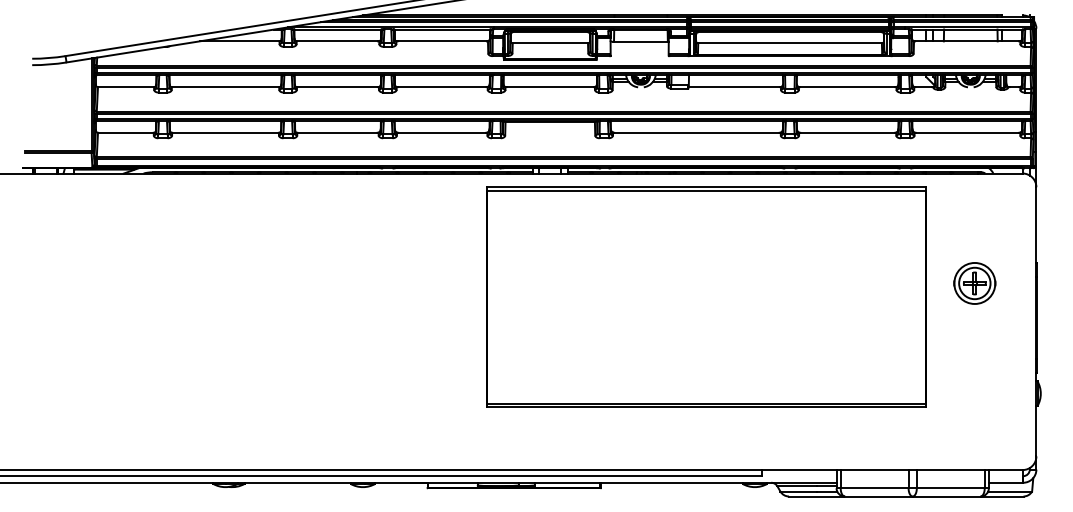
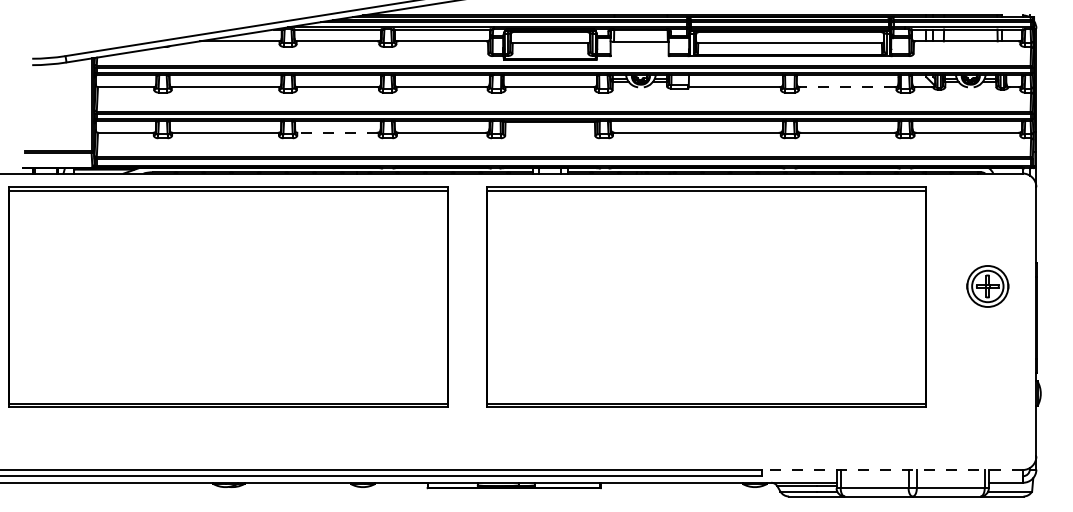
line: solid -> dashed (847, 87)
line: solid -> dashed (336, 132)
part position: (974, 283) -> (987, 286) (987, 286)
part: none -> present (228, 296)
line: solid -> dashed (892, 470)
